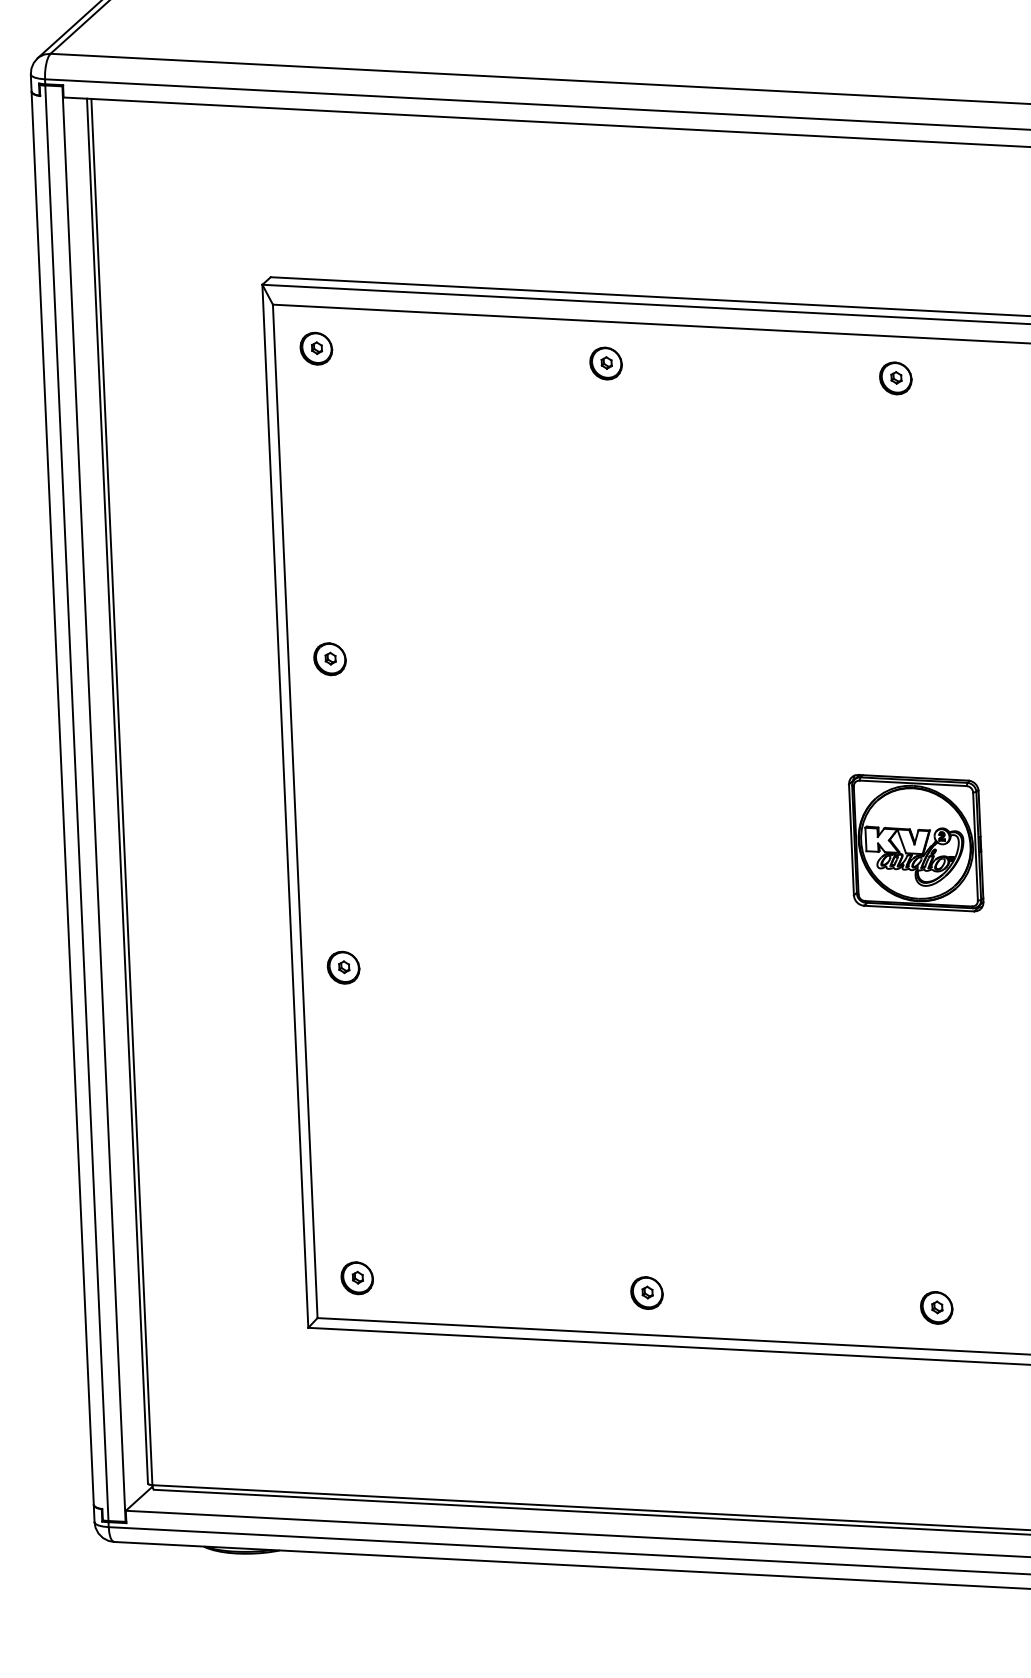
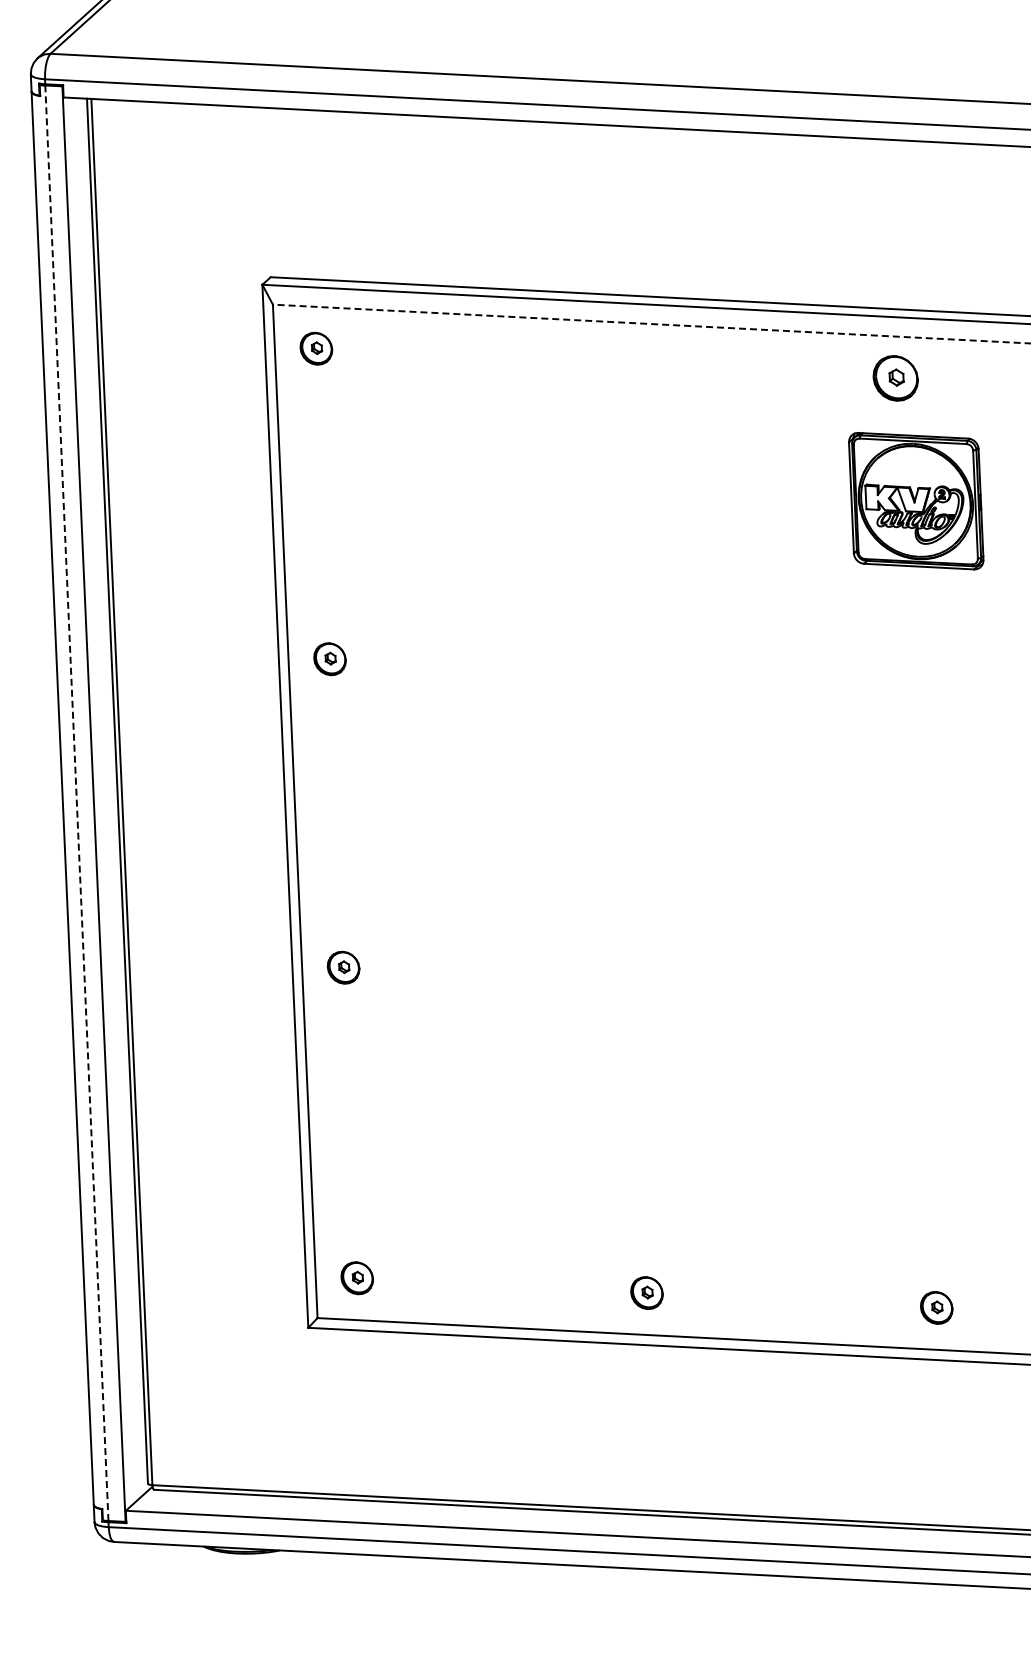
line: solid -> dashed (651, 324)
part: present -> none (605, 363)
part size: 34x35 px -> 47x47 px (895, 378)
line: solid -> dashed (76, 802)
part position: (916, 843) -> (916, 501) (916, 501)
